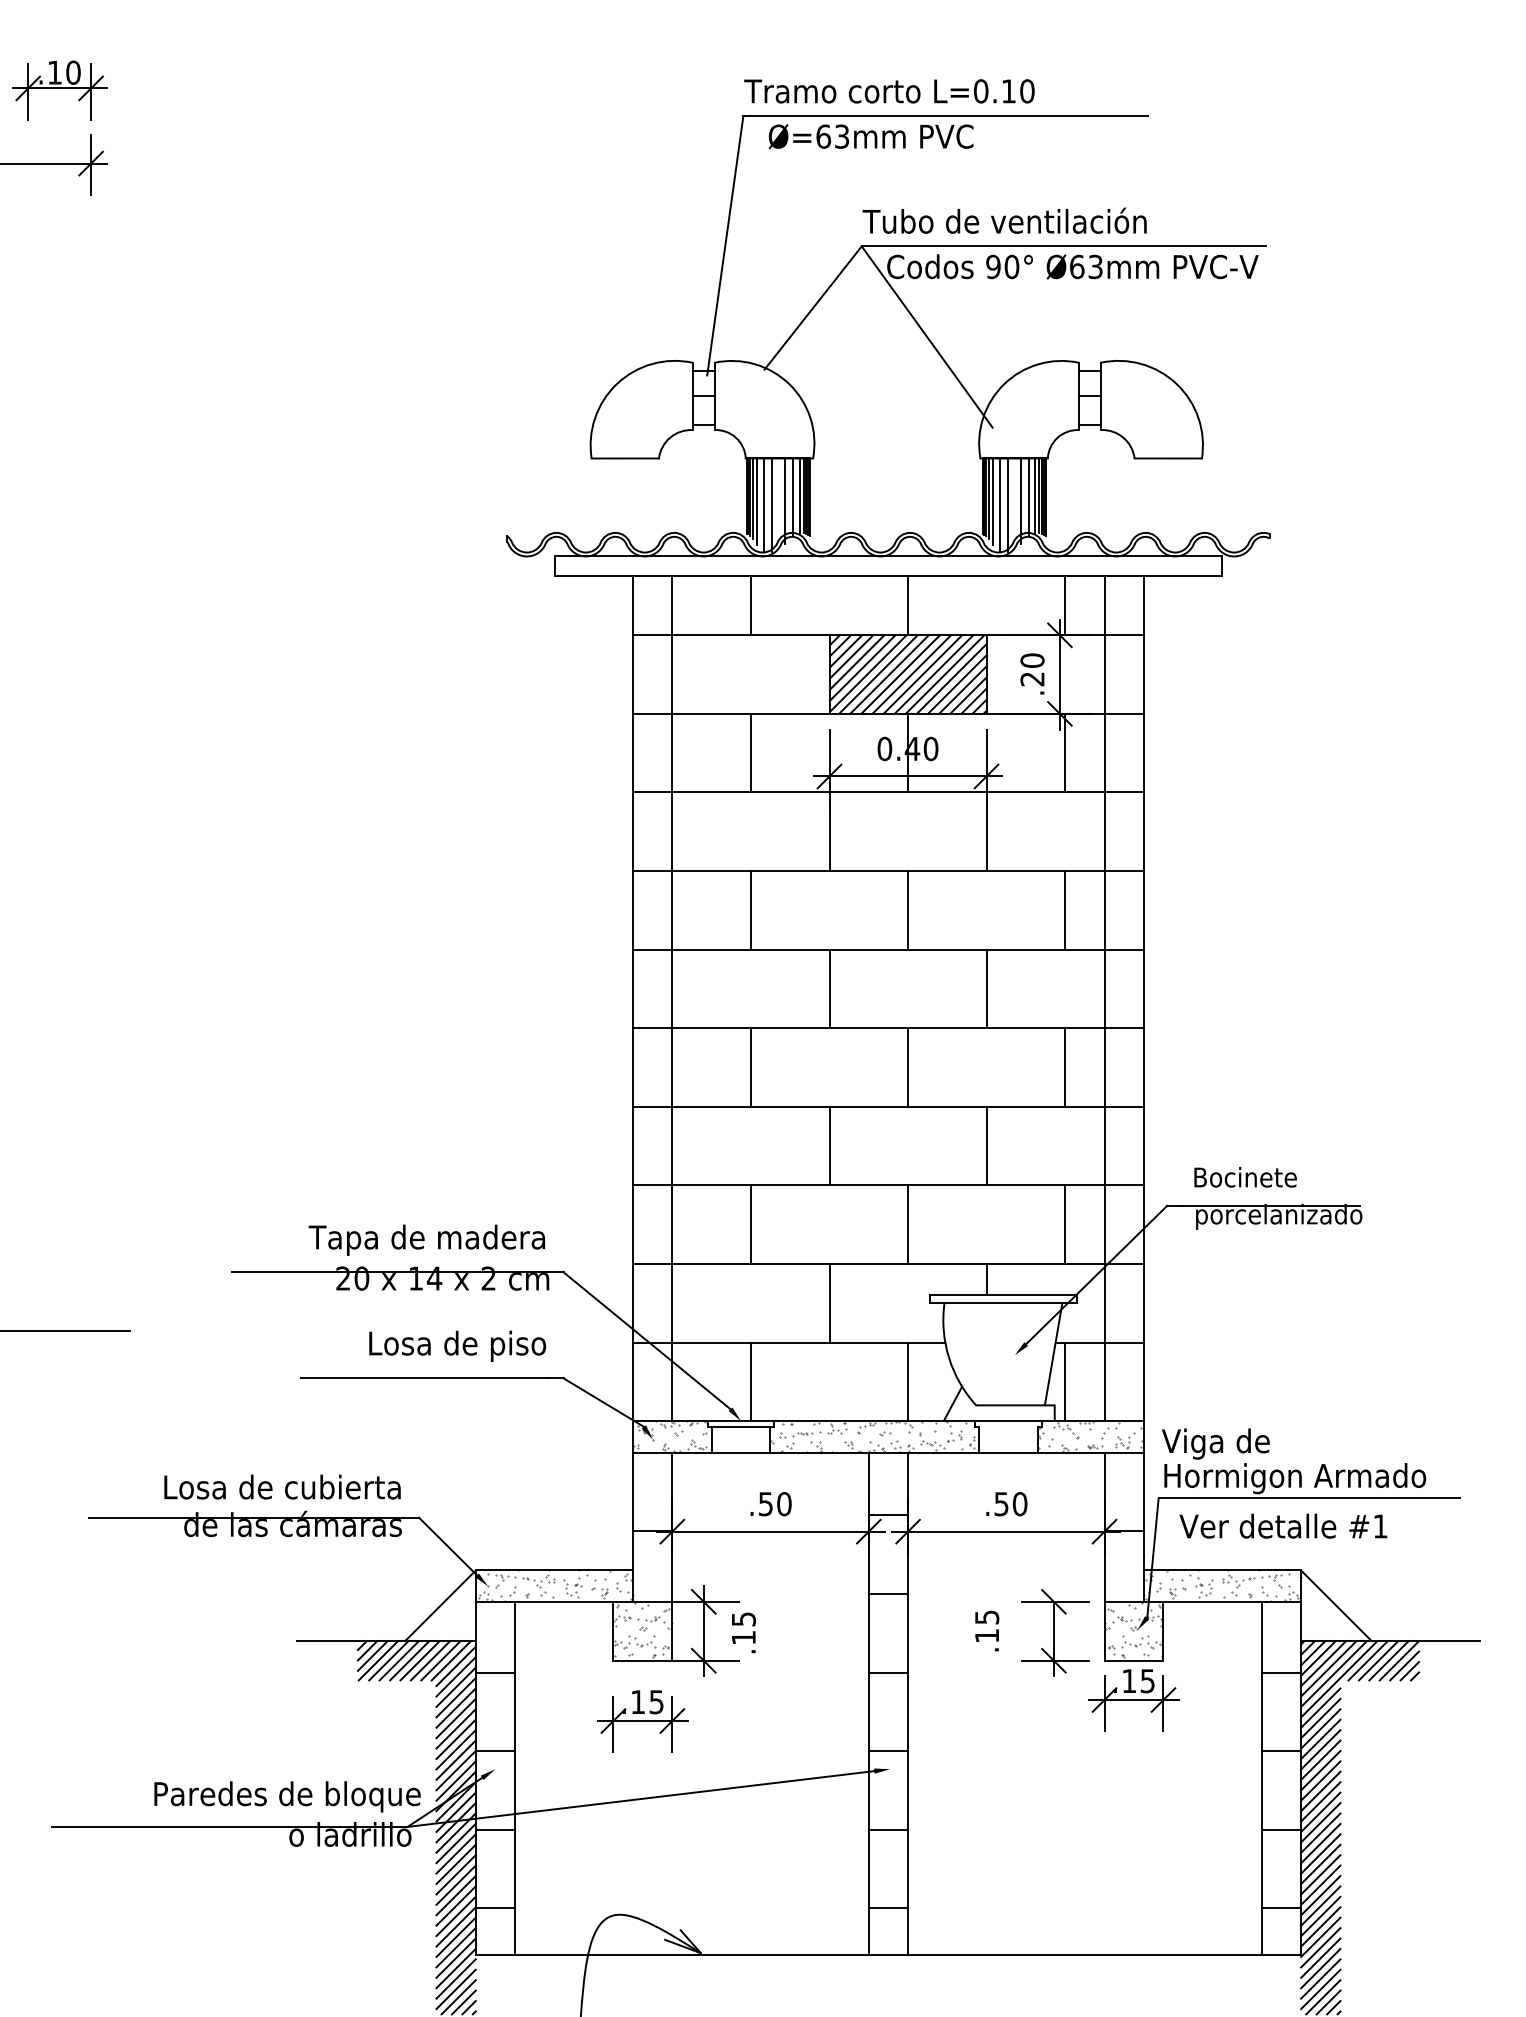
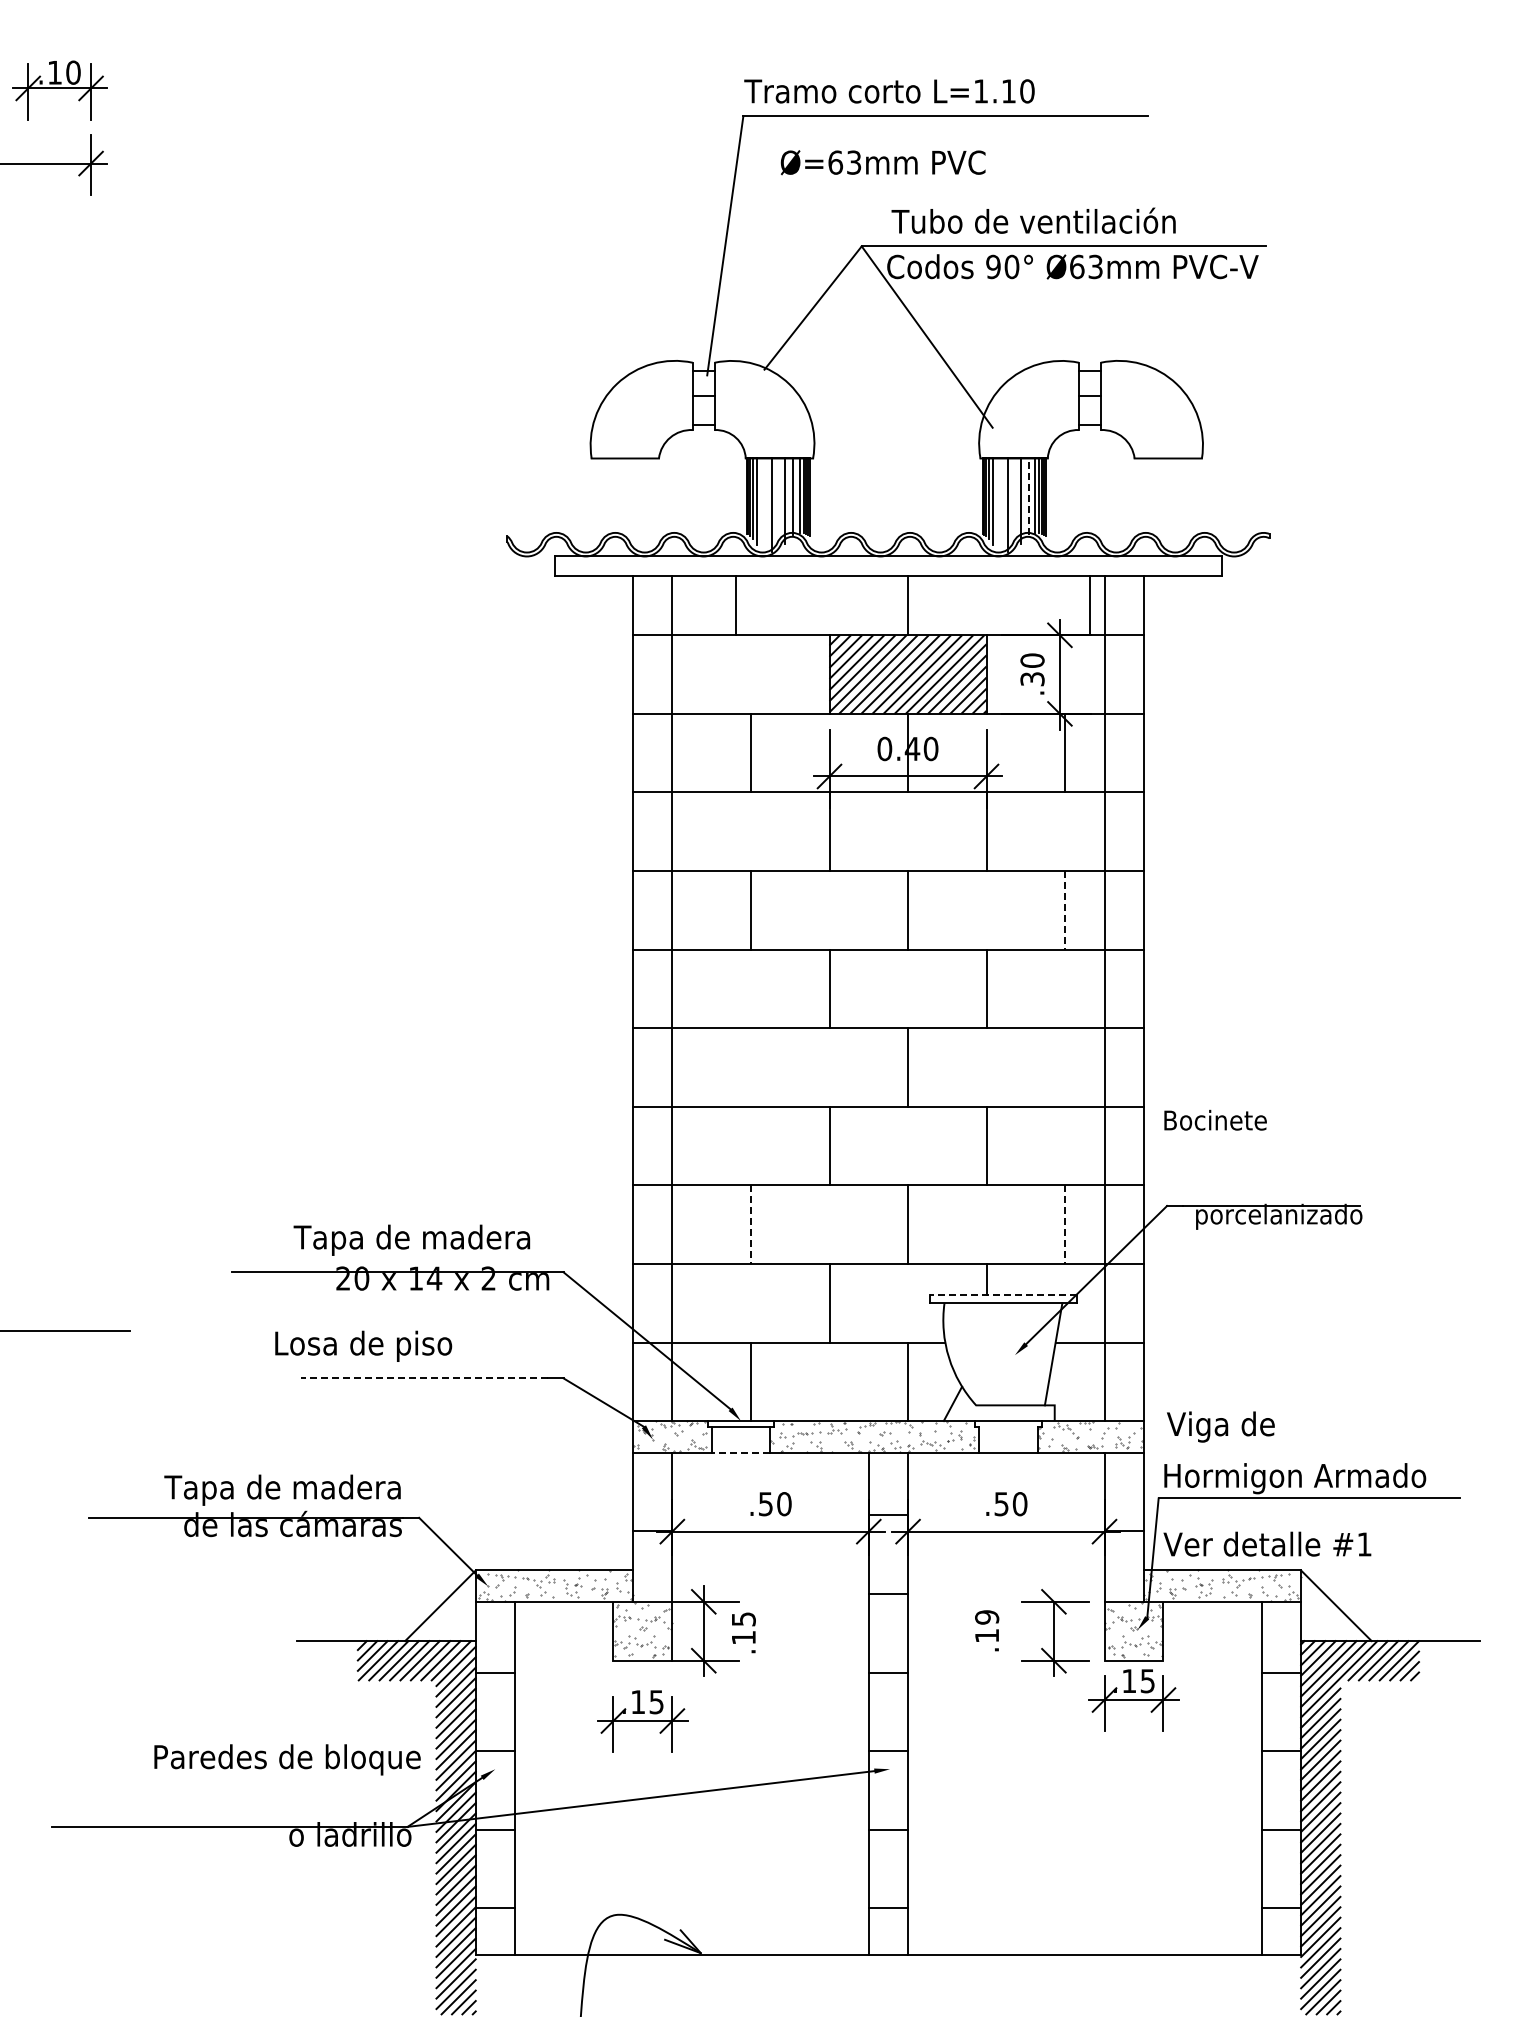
text: L=0.10 -> L=1.10 (980, 91)
text position: (870, 136) -> (882, 162) (882, 162)
text position: (1004, 220) -> (1033, 220) (1033, 220)
line: solid -> dashed (1028, 496)
line: present -> none (764, 504)
line: present -> none (999, 504)
line position: (750, 605) -> (735, 605) (735, 605)
line position: (1065, 605) -> (1090, 605) (1090, 605)
text: .20 -> .30 (1032, 679)
line: solid -> dashed (1065, 910)
line: present -> none (750, 1067)
line: present -> none (1065, 1067)
text position: (1245, 1176) -> (1215, 1119) (1215, 1119)
line: solid -> dashed (750, 1225)
line: solid -> dashed (1065, 1225)
text position: (426, 1239) -> (411, 1239) (411, 1239)
line: solid -> dashed (1003, 1295)
text position: (457, 1345) -> (363, 1345) (363, 1345)
line: solid -> dashed (423, 1378)
line: present -> none (1065, 1381)
text position: (1215, 1443) -> (1220, 1426) (1220, 1426)
line: solid -> dashed (740, 1452)
text: Losa de cubierta -> Tapa de madera (274, 1489)
text position: (1283, 1525) -> (1267, 1543) (1267, 1543)
text: .15 -> .19 (986, 1617)
text position: (287, 1796) -> (287, 1759) (287, 1759)
